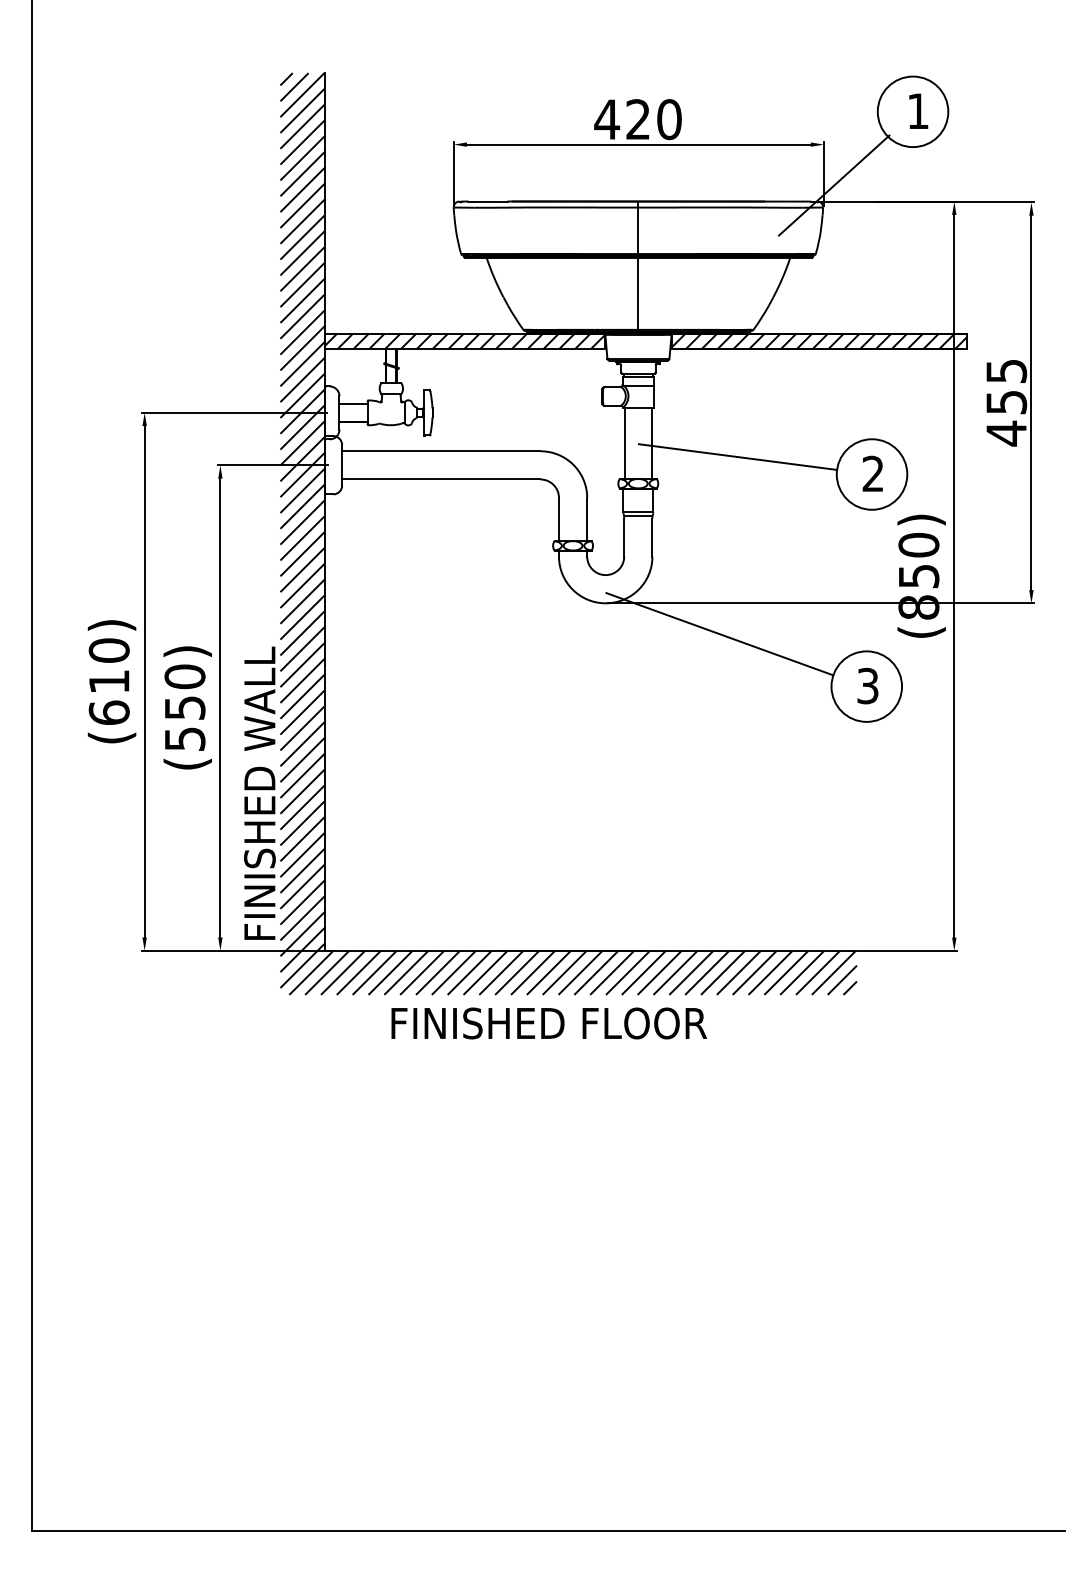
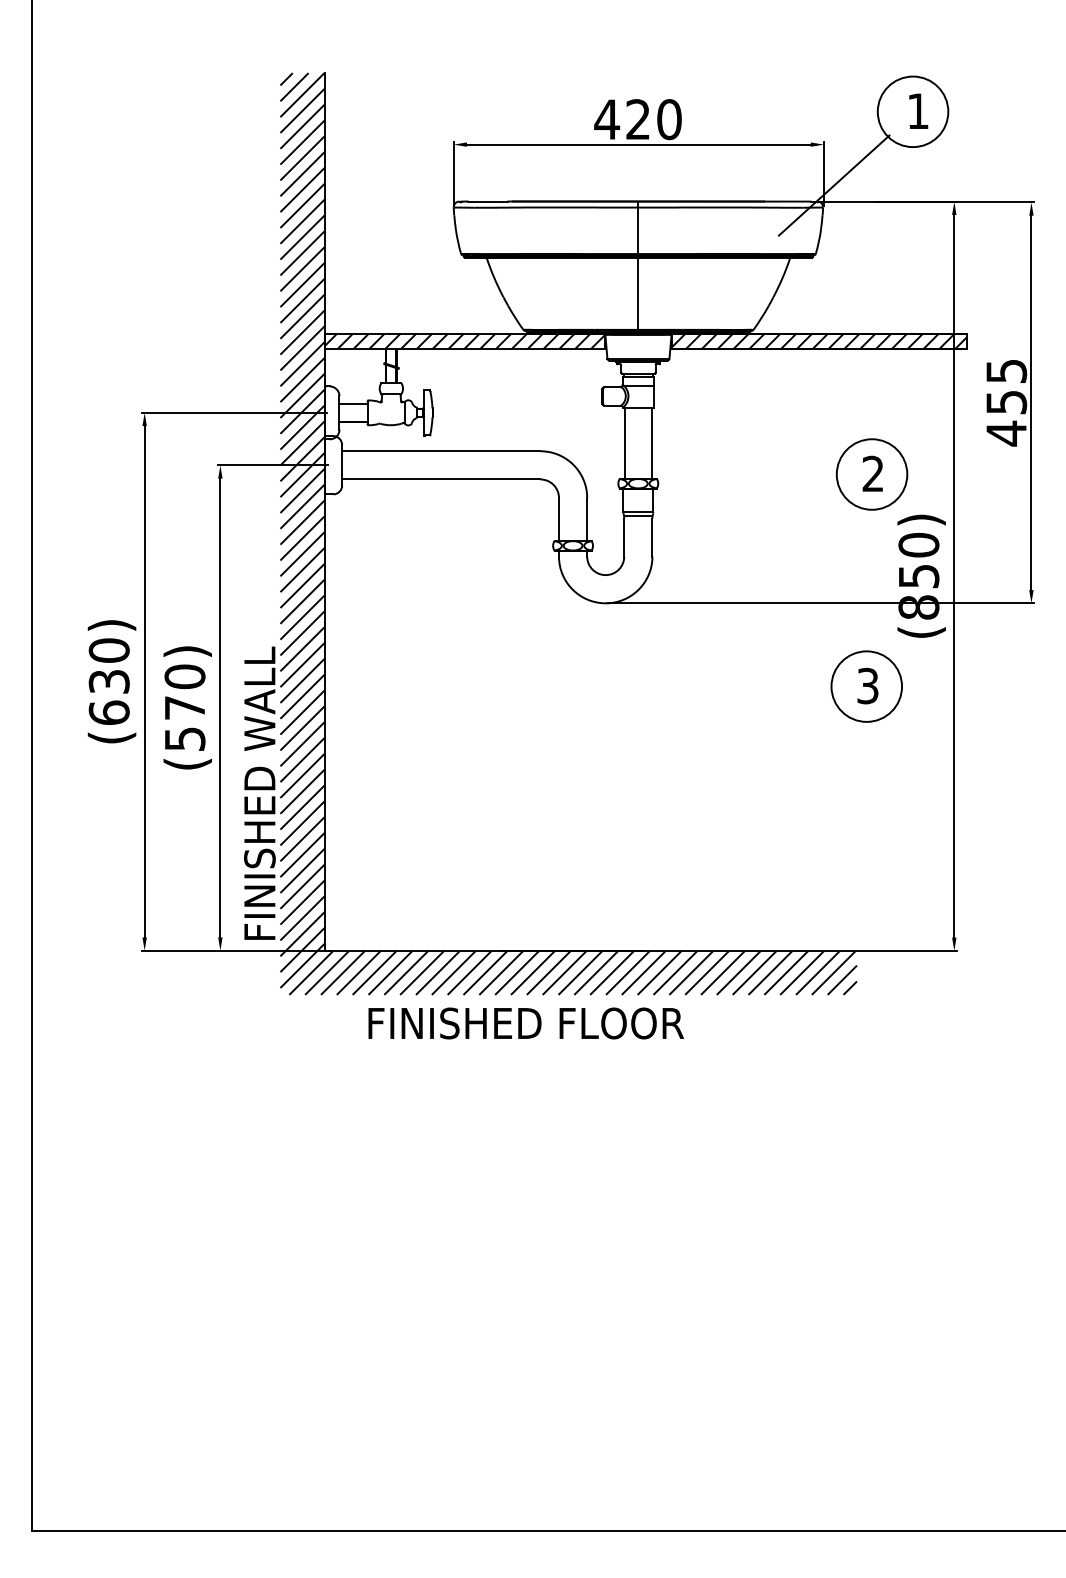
line: present -> none (737, 456)
line: present -> none (719, 634)
text: (610) -> (630) (108, 681)
text: (550) -> (570) (185, 707)
text position: (549, 1023) -> (526, 1023) (526, 1023)
